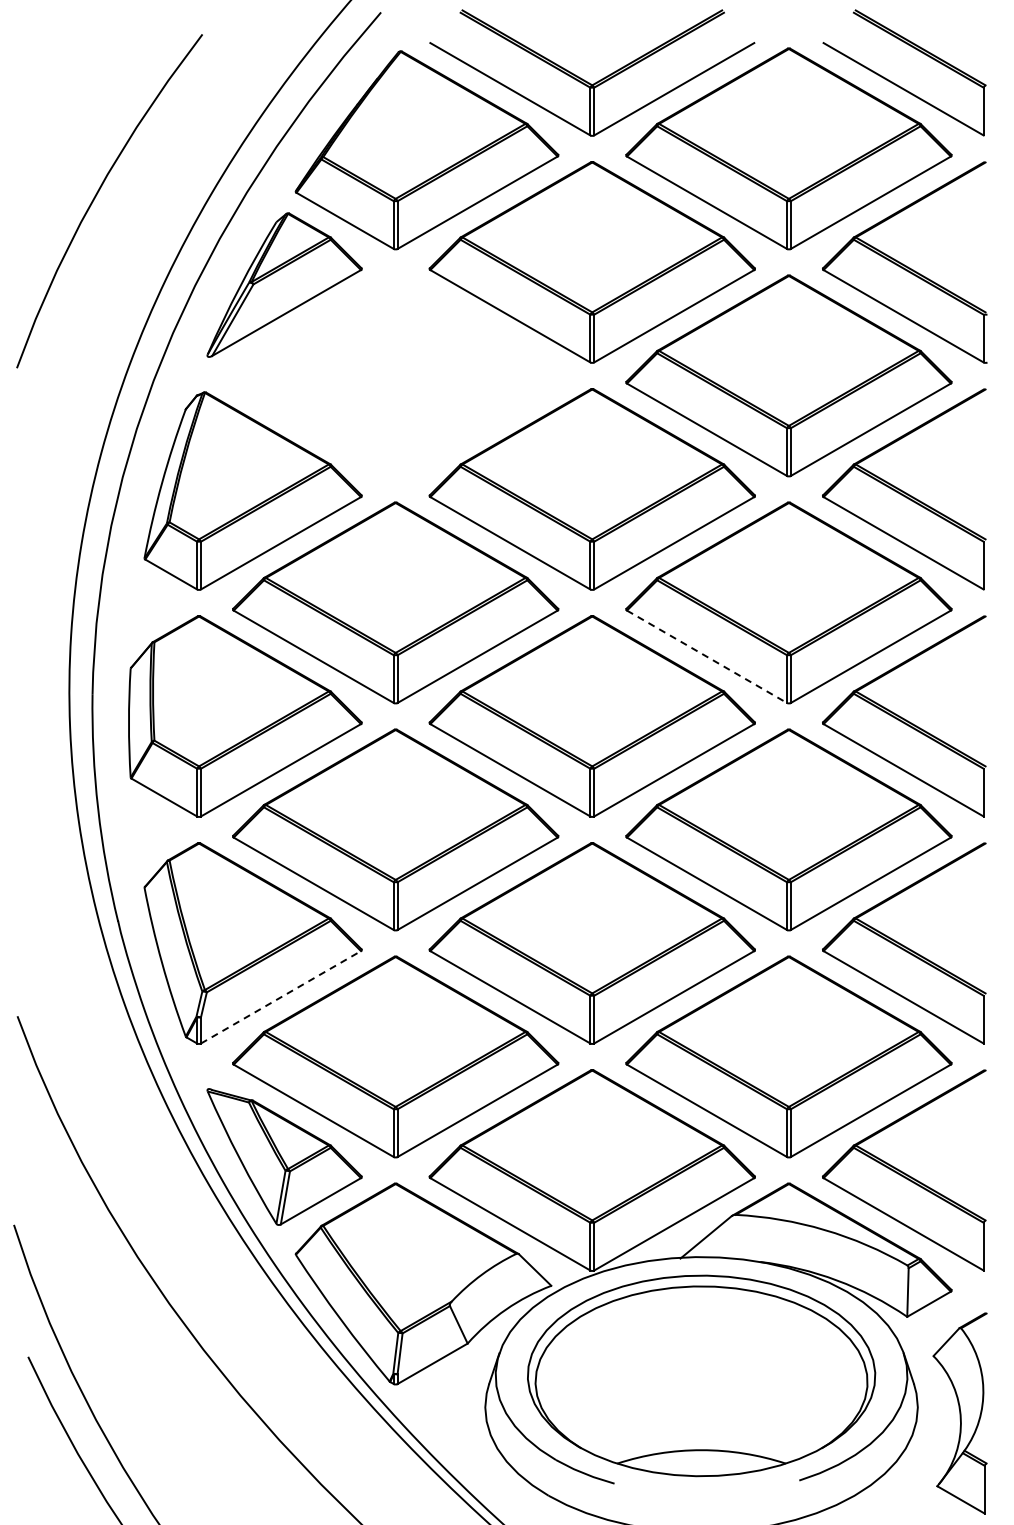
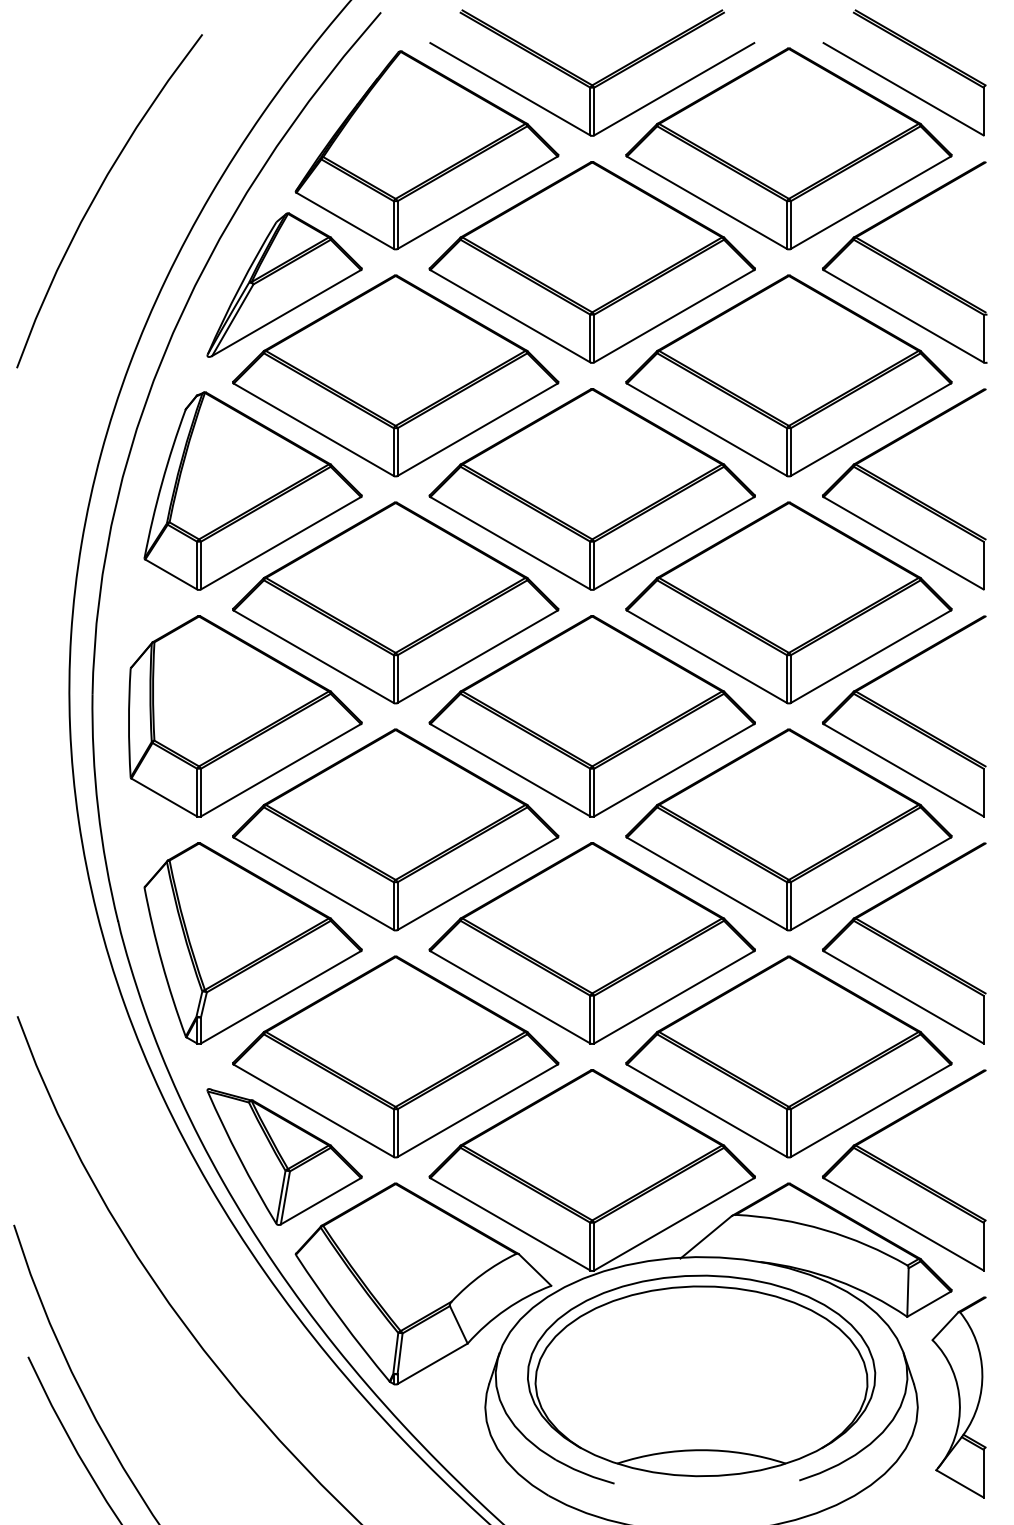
part: none -> present (395, 375)
line: dashed -> solid (707, 657)
line: dashed -> solid (281, 997)
part position: (959, 1413) -> (958, 1397) (958, 1397)
